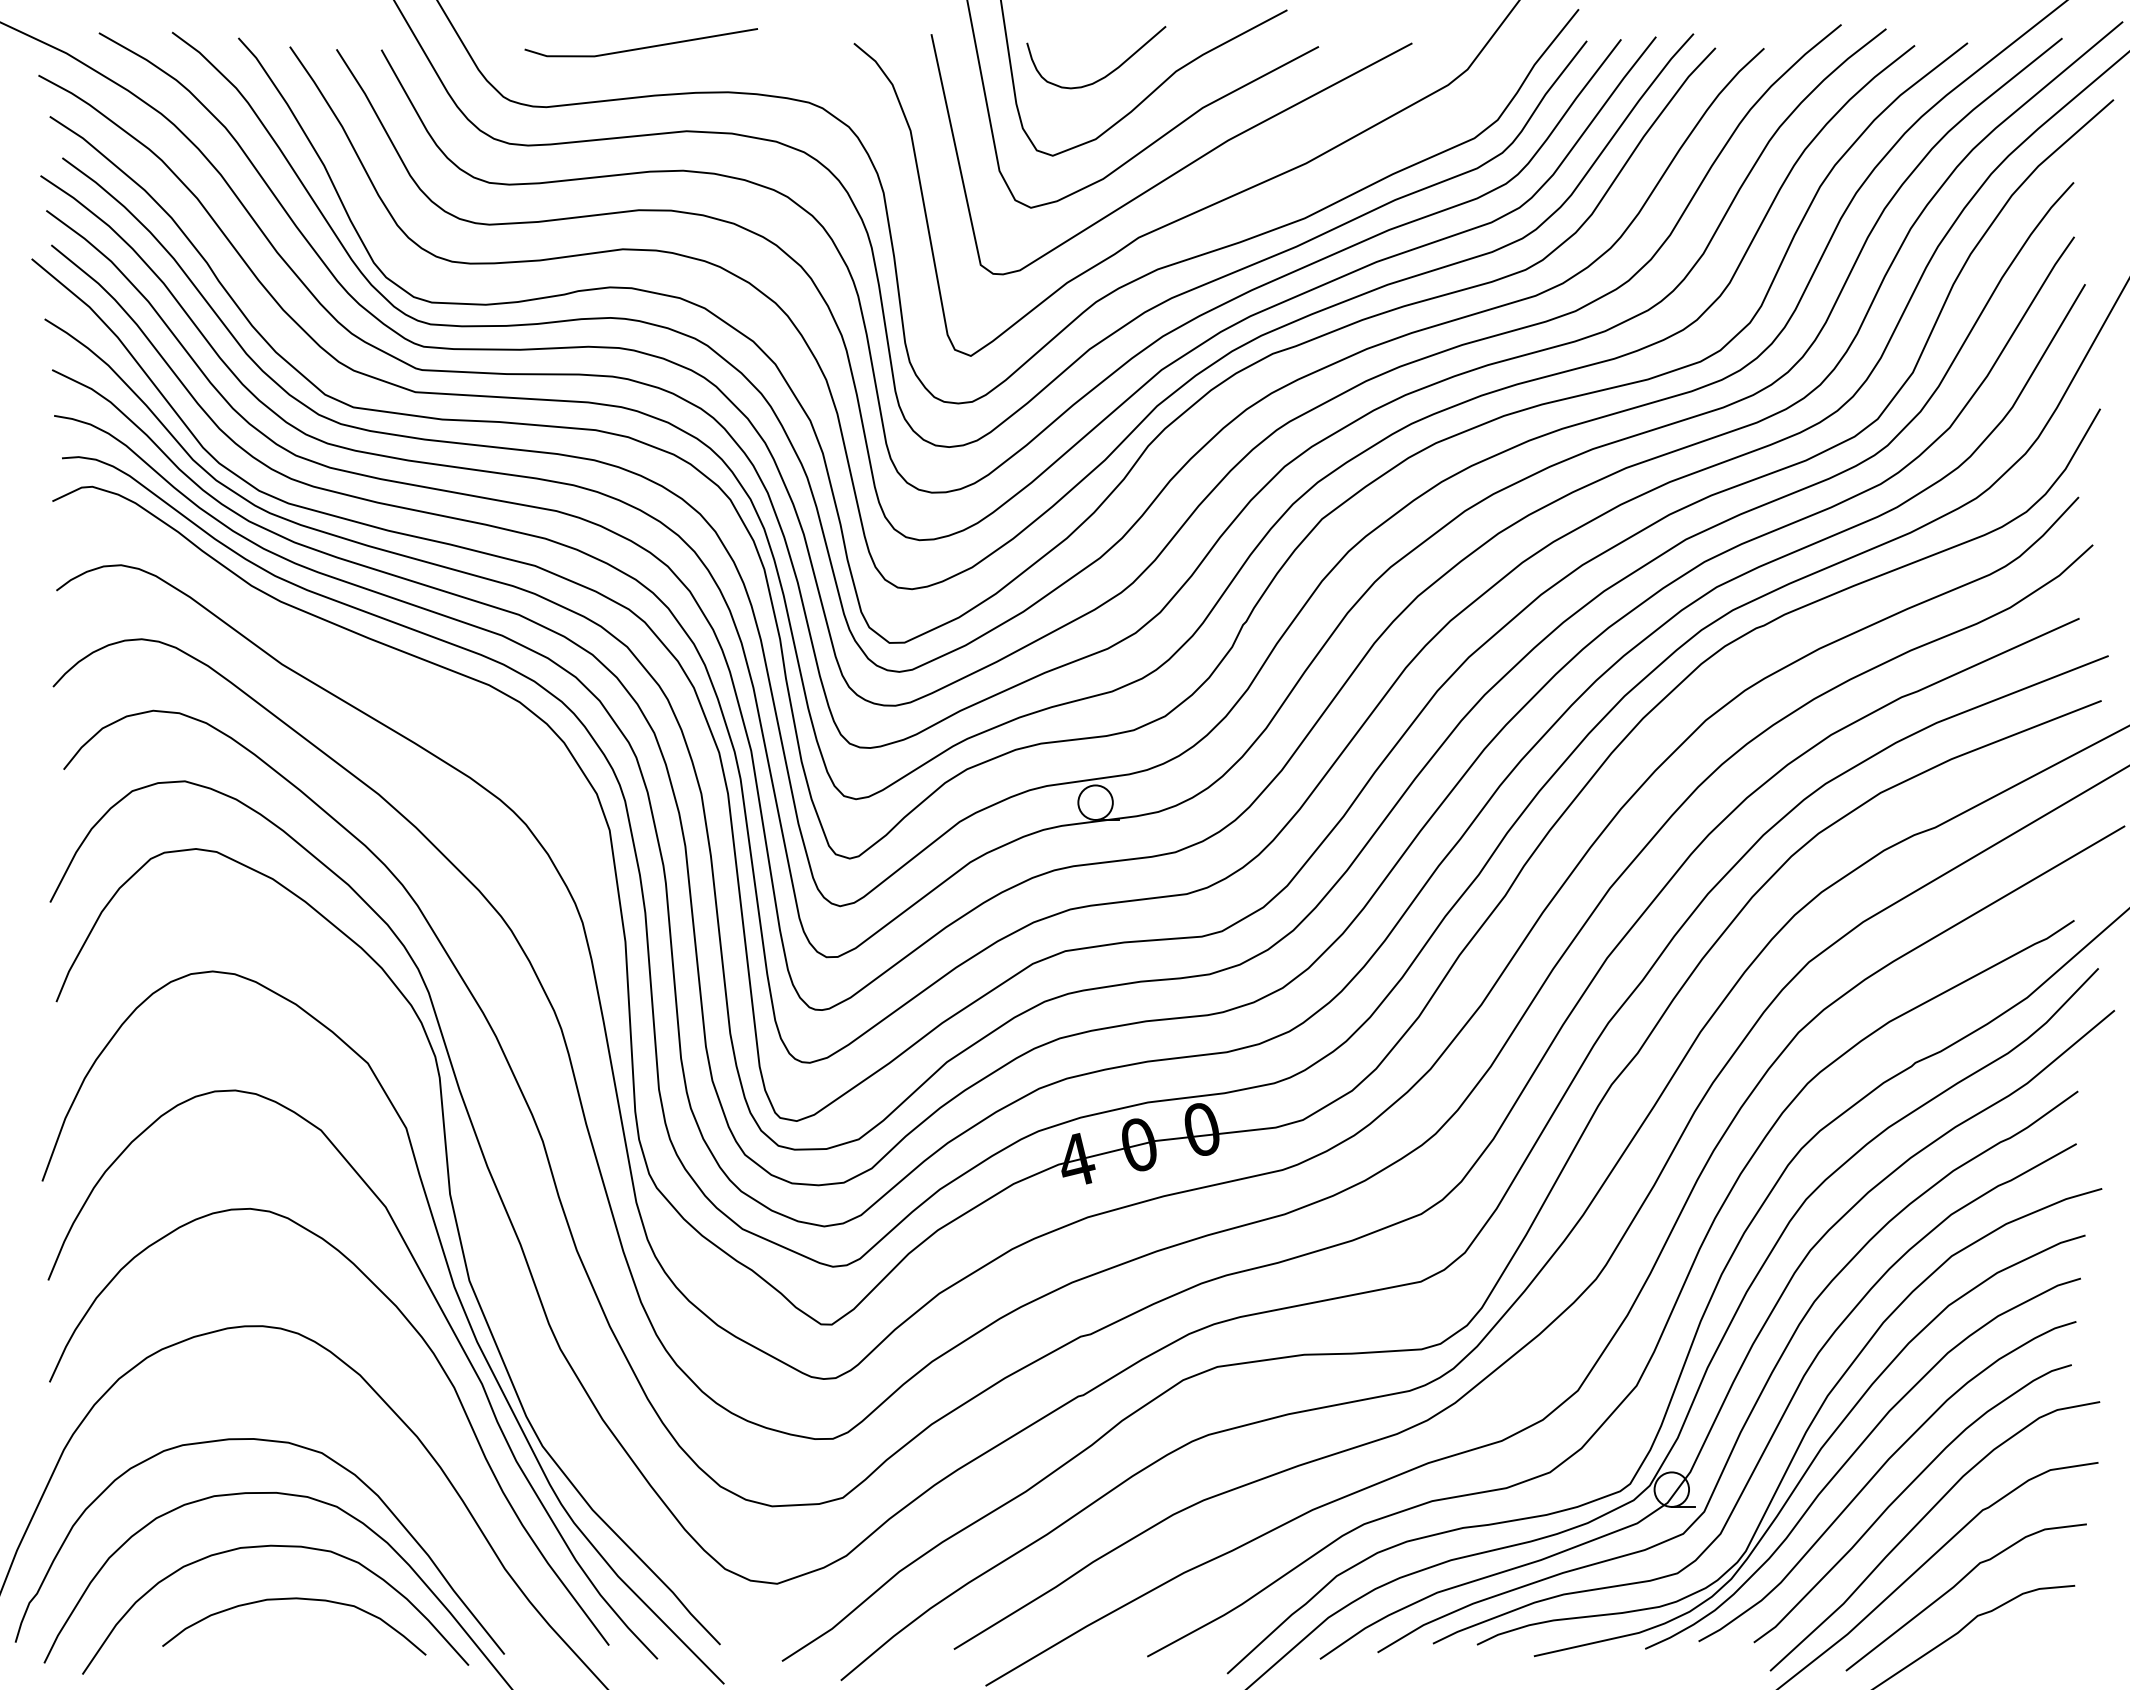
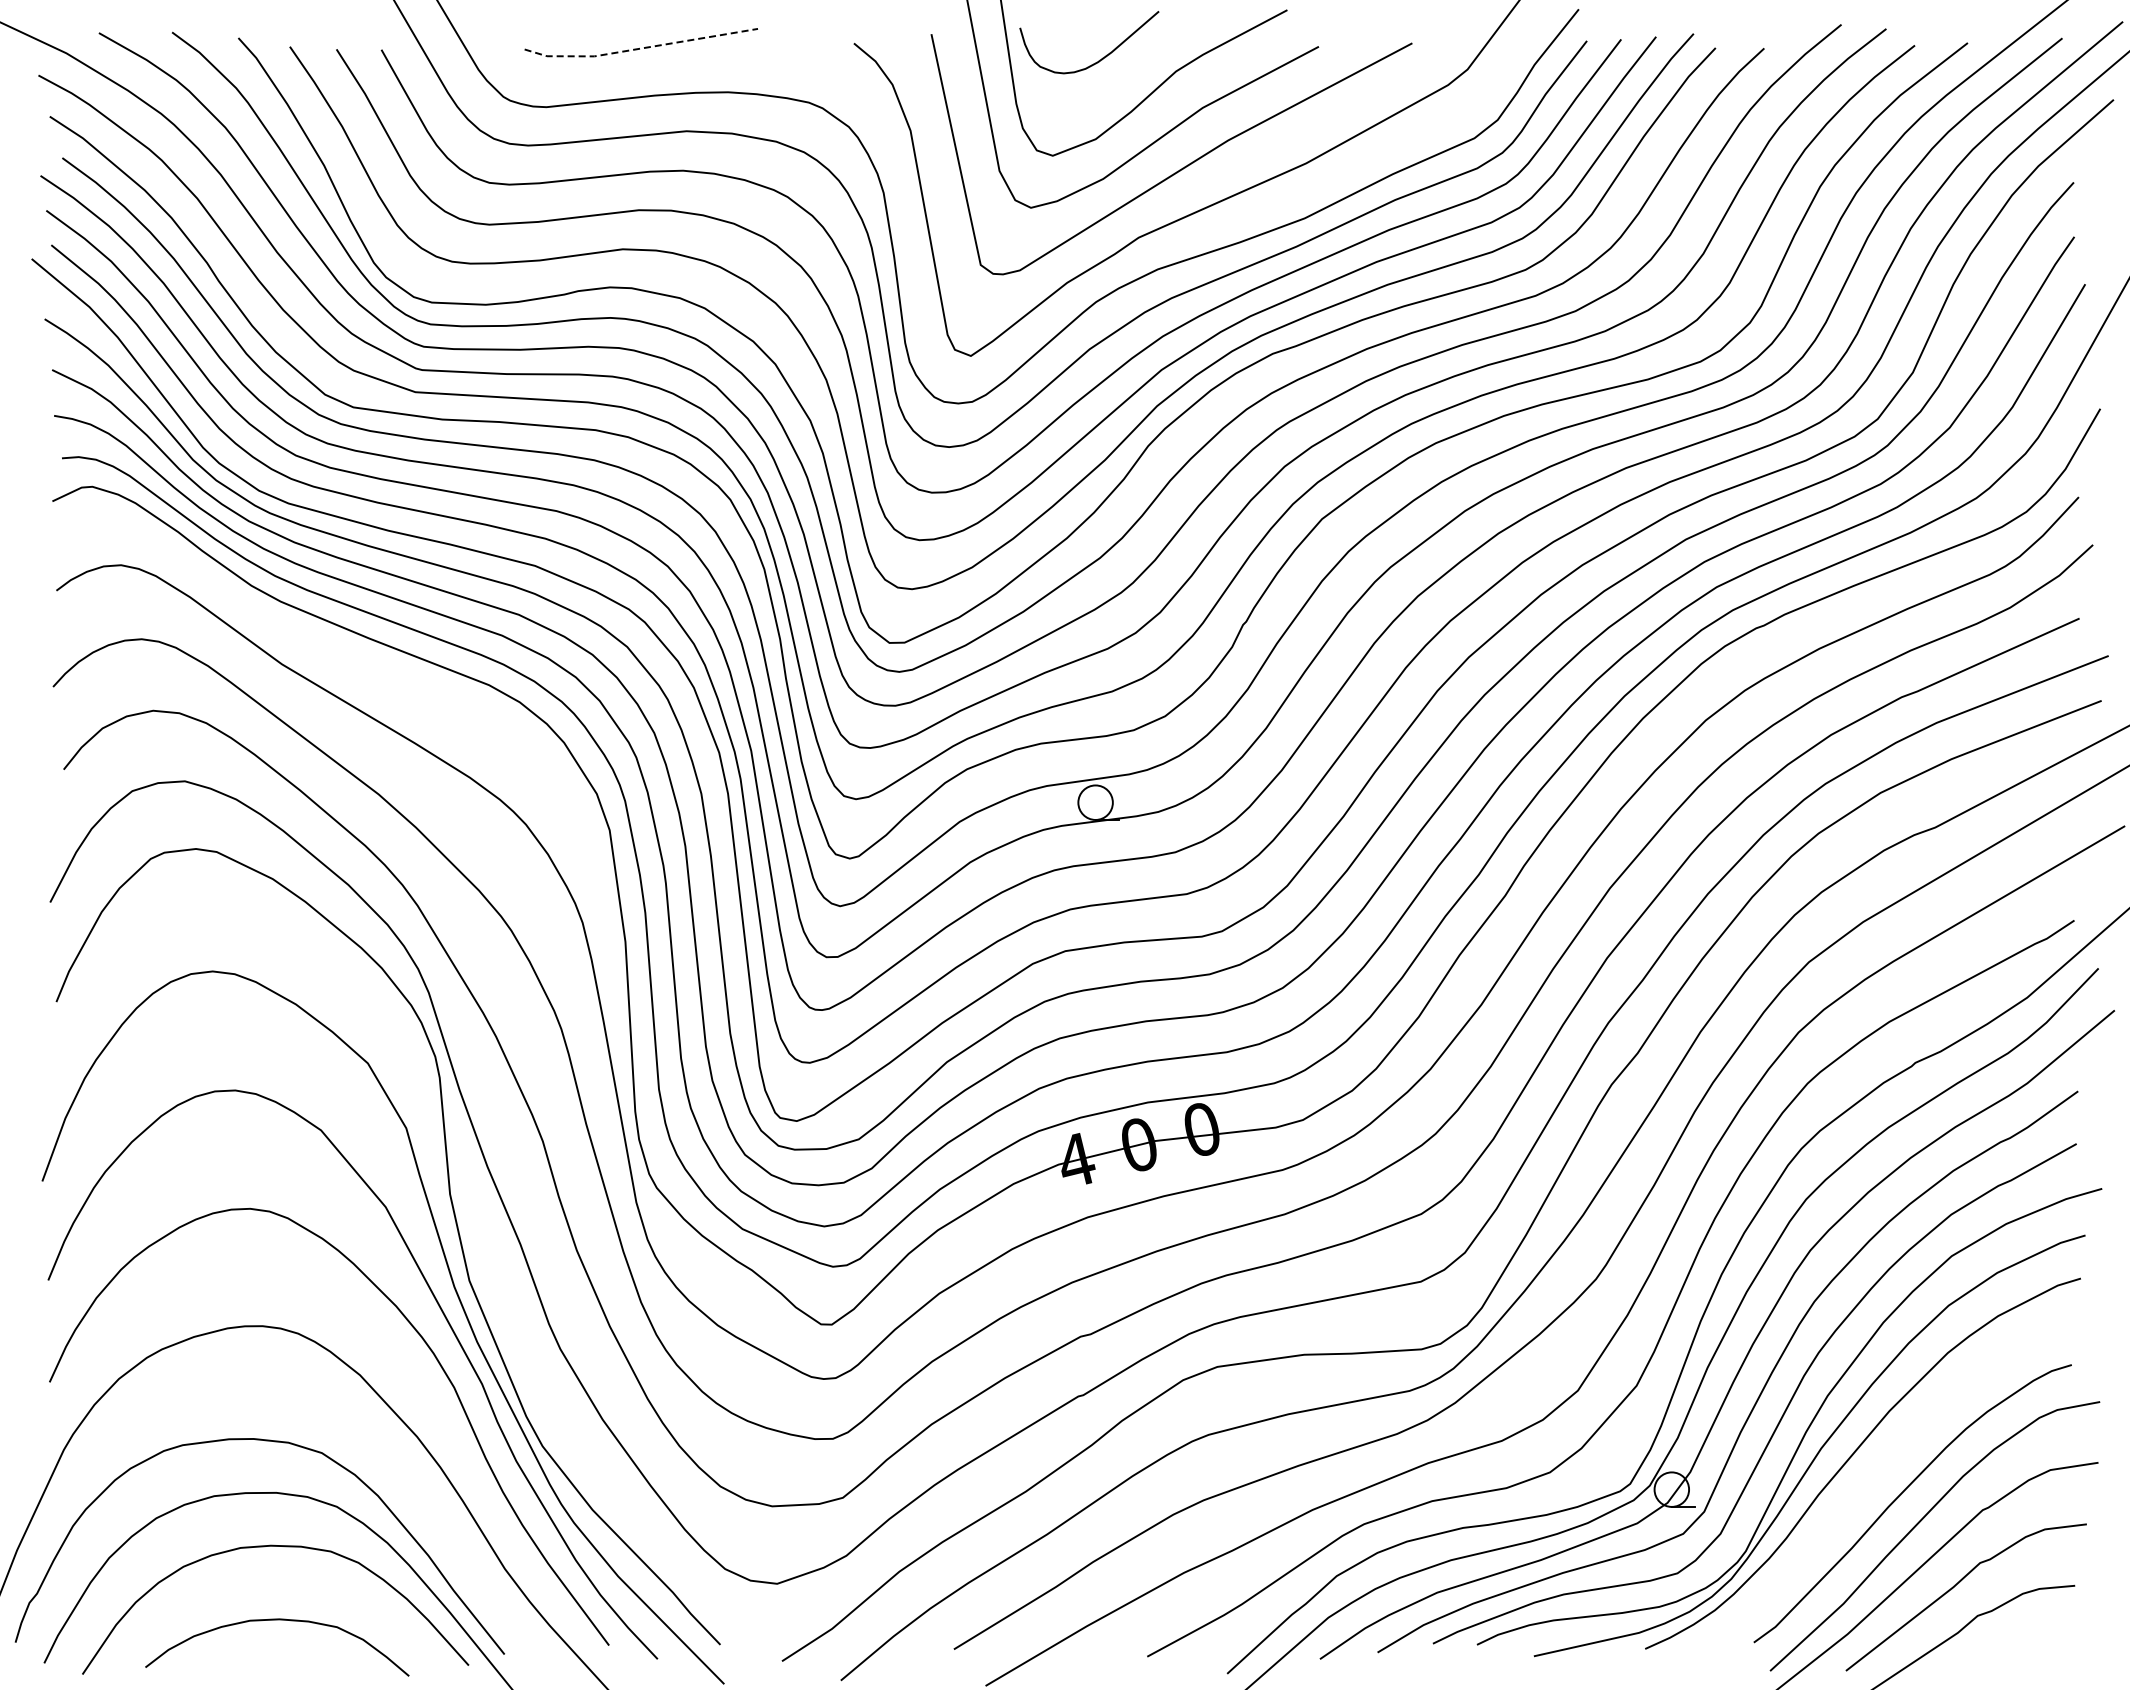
line: solid -> dashed (639, 48)
curve position: (1109, 72) -> (1102, 57) (1102, 57)
curve: present -> none (1878, 1472)
curve position: (294, 1599) -> (277, 1620) (277, 1620)
